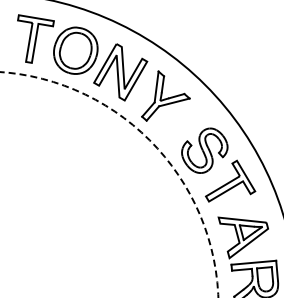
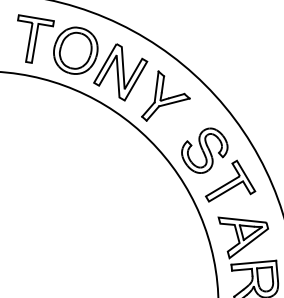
circle: dashed -> solid (109, 184)
